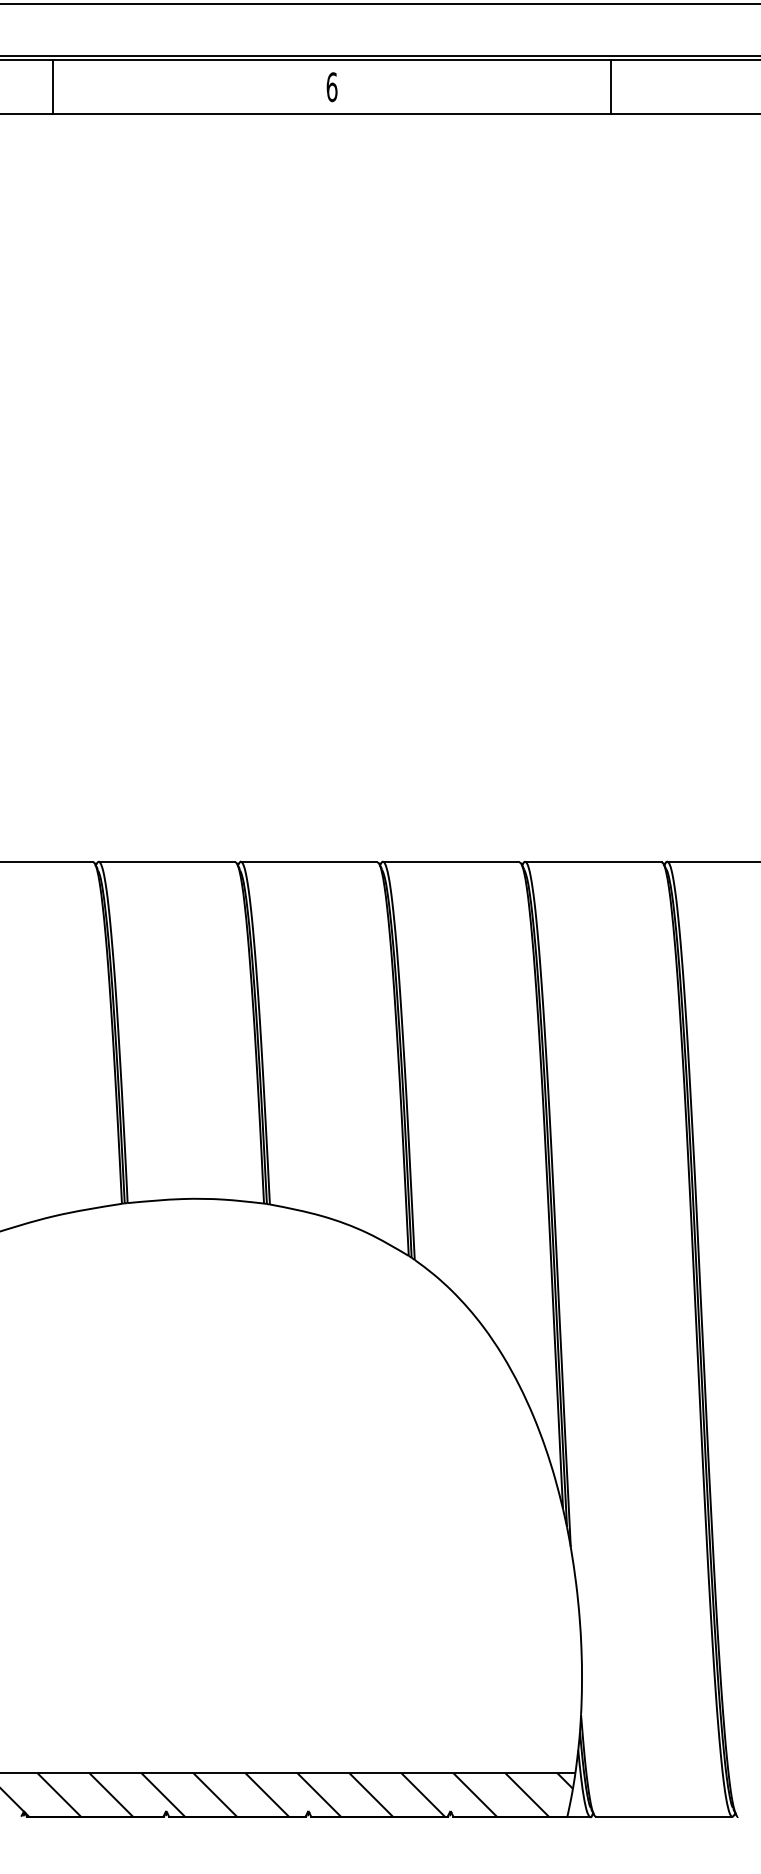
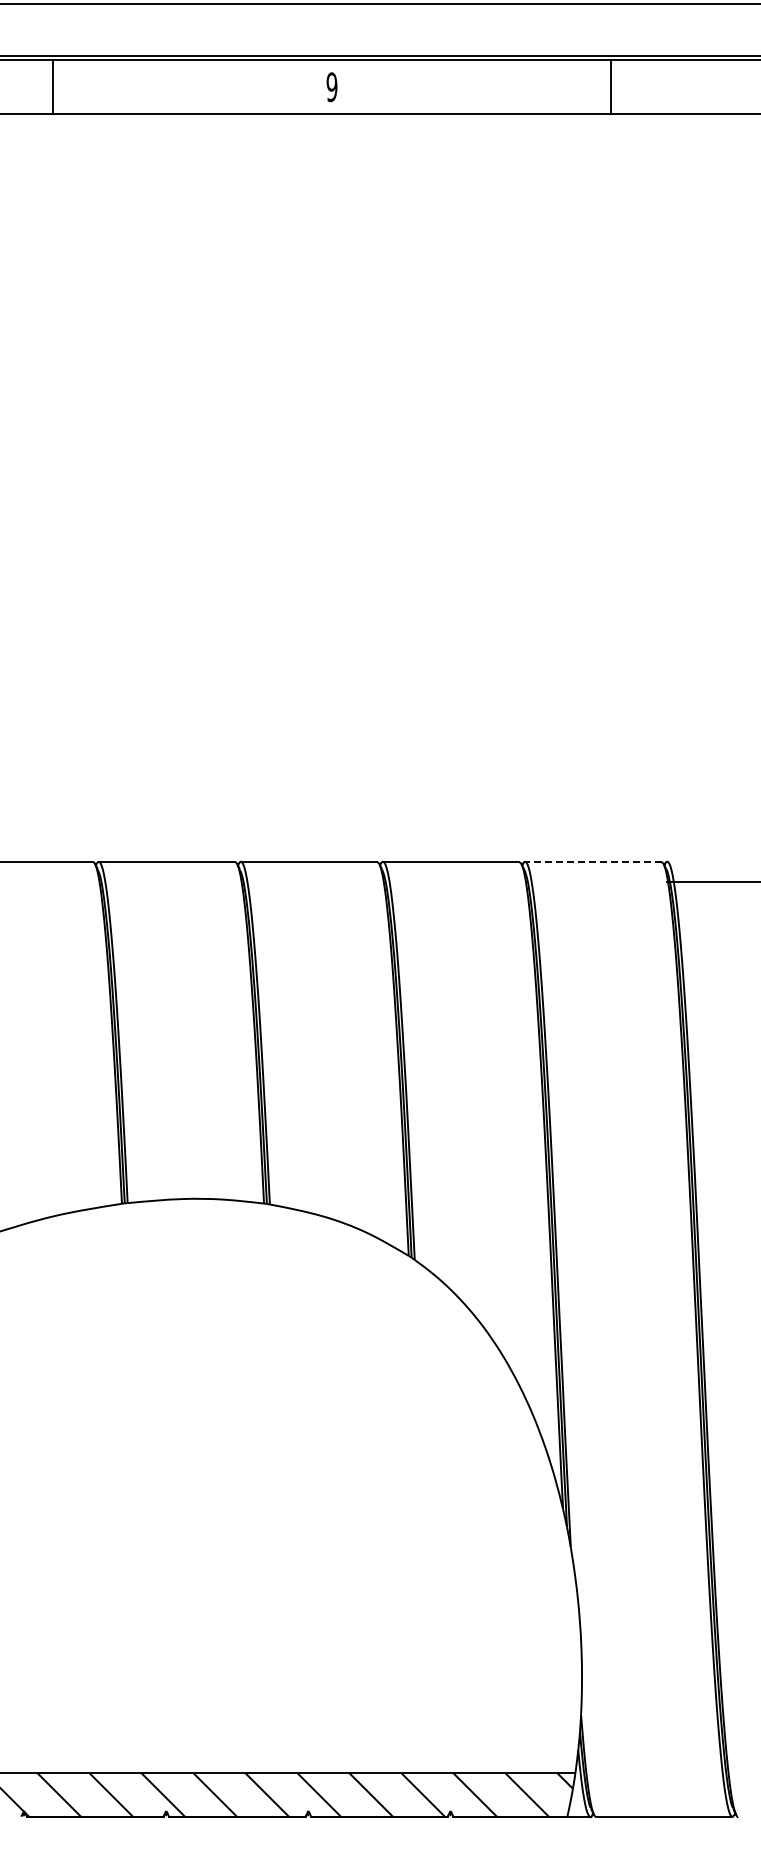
text: 6 -> 9 (331, 87)
line: solid -> dashed (592, 861)
line position: (712, 861) -> (712, 881) (712, 881)
